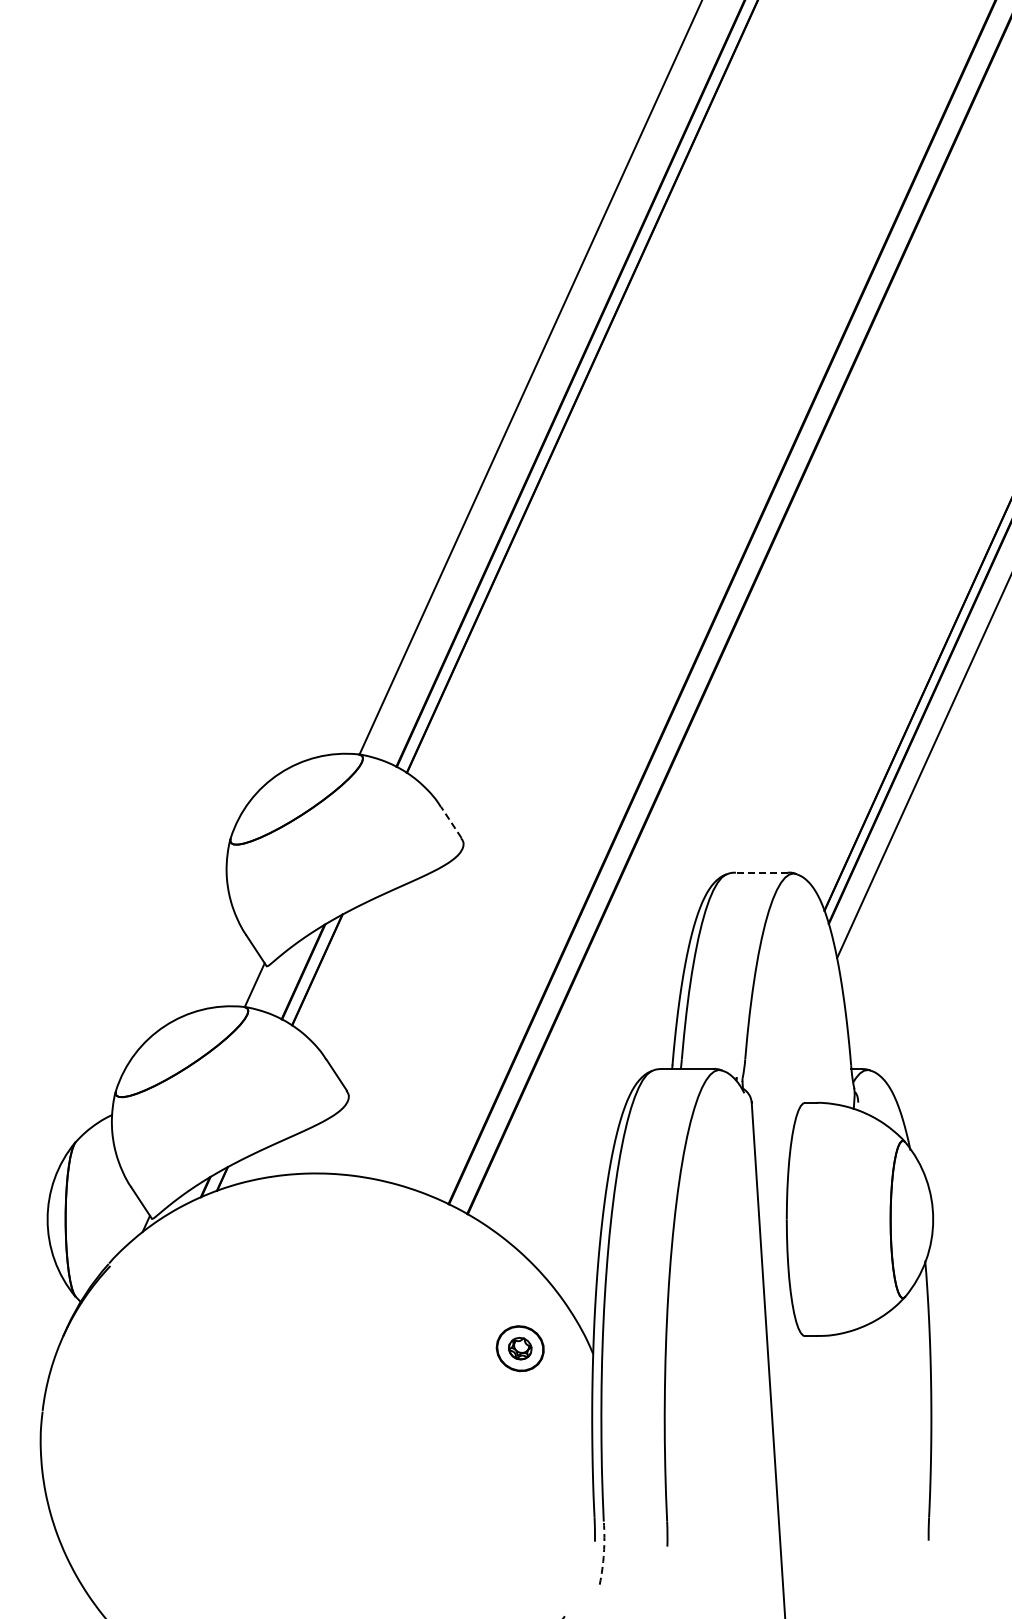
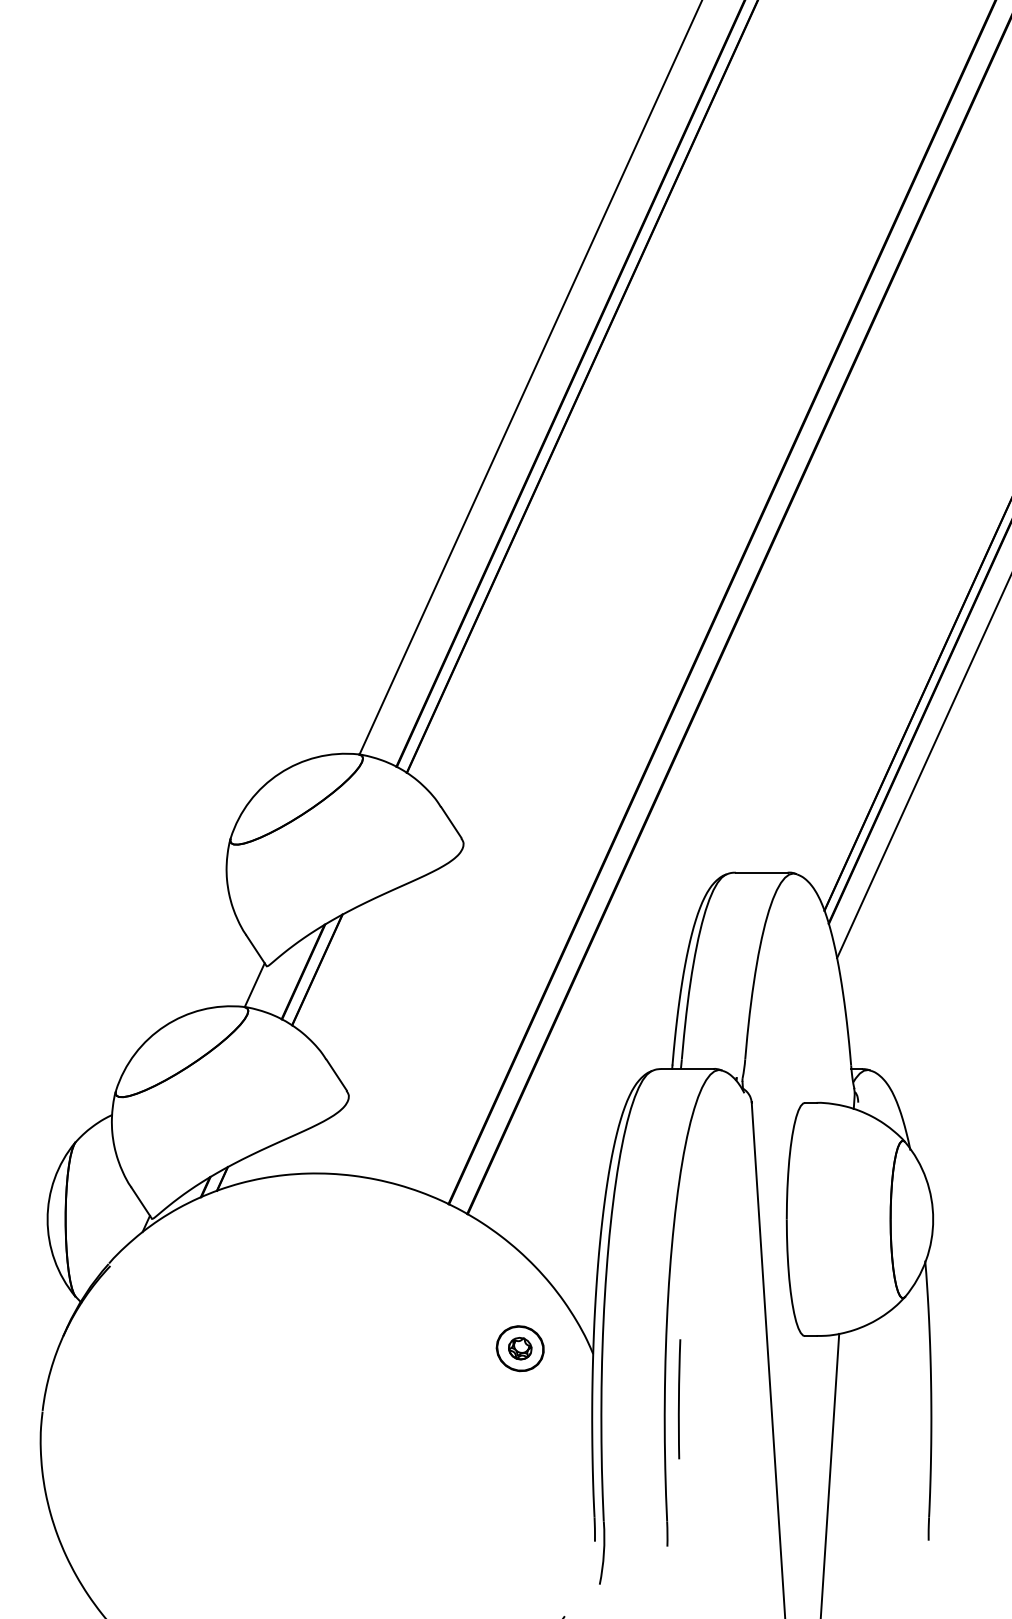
line: dashed -> solid (451, 822)
line: dashed -> solid (761, 872)
arc: none -> present (679, 1399)
line: none -> present (829, 1474)
arc: dashed -> solid (603, 1553)
